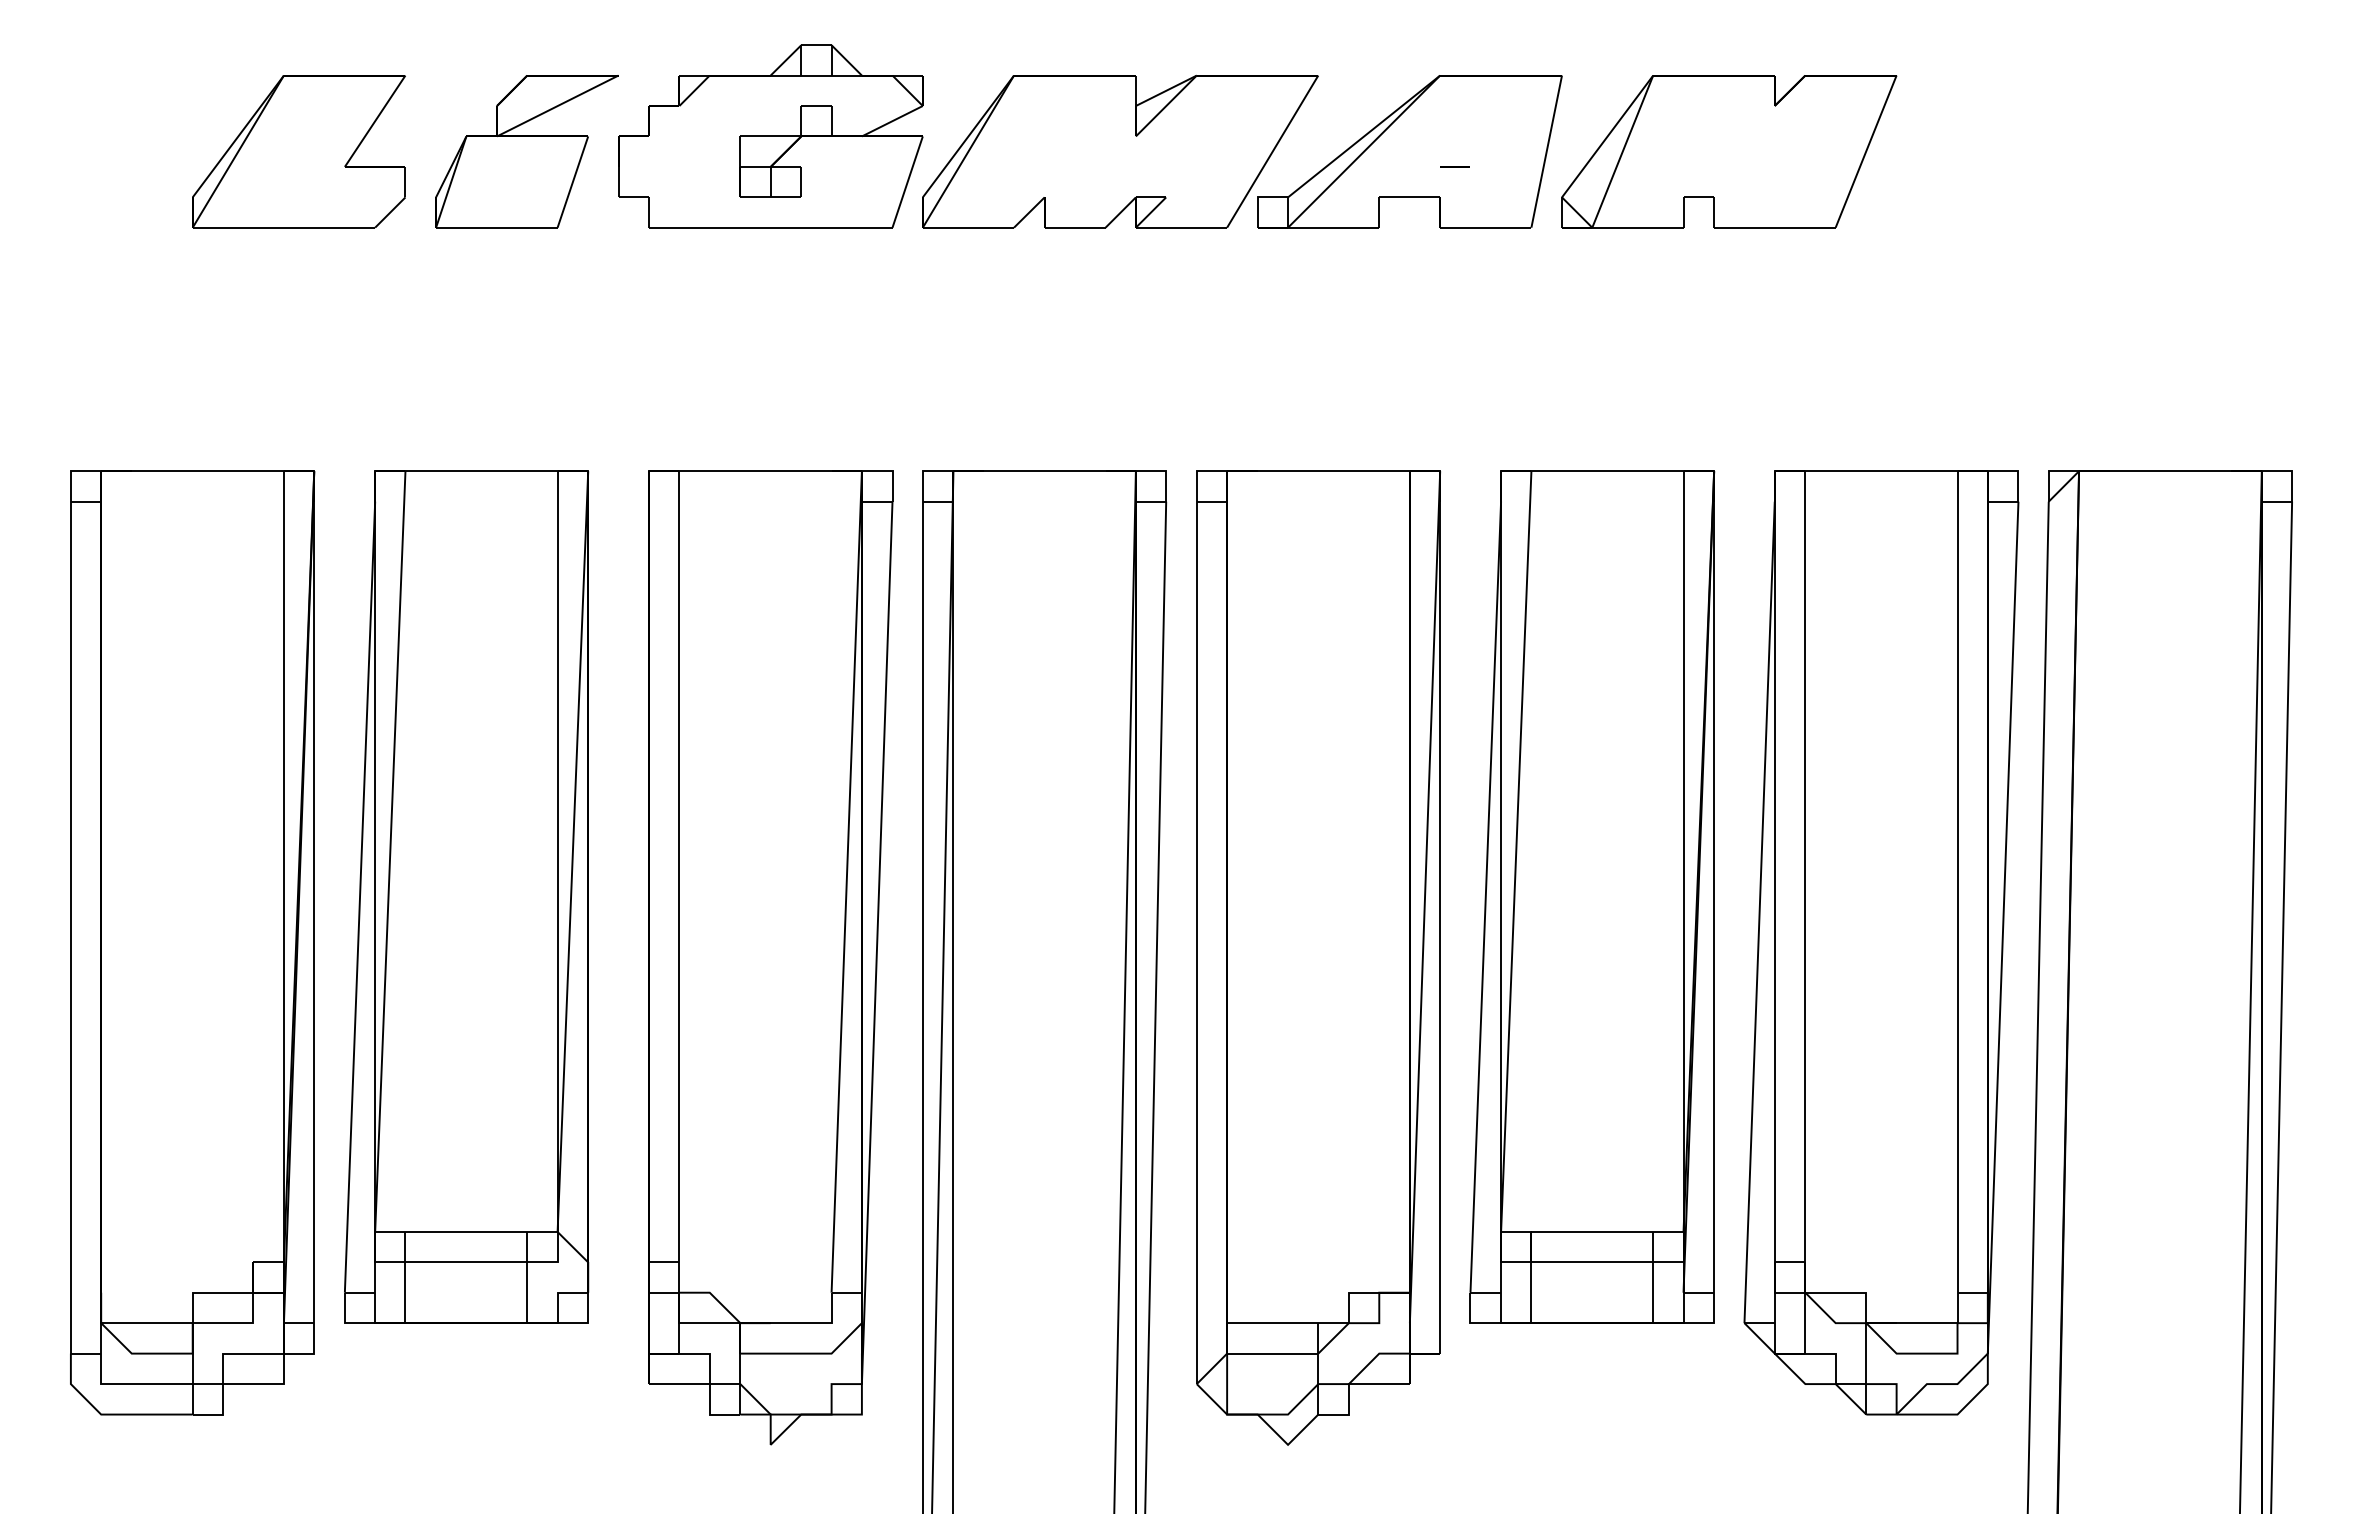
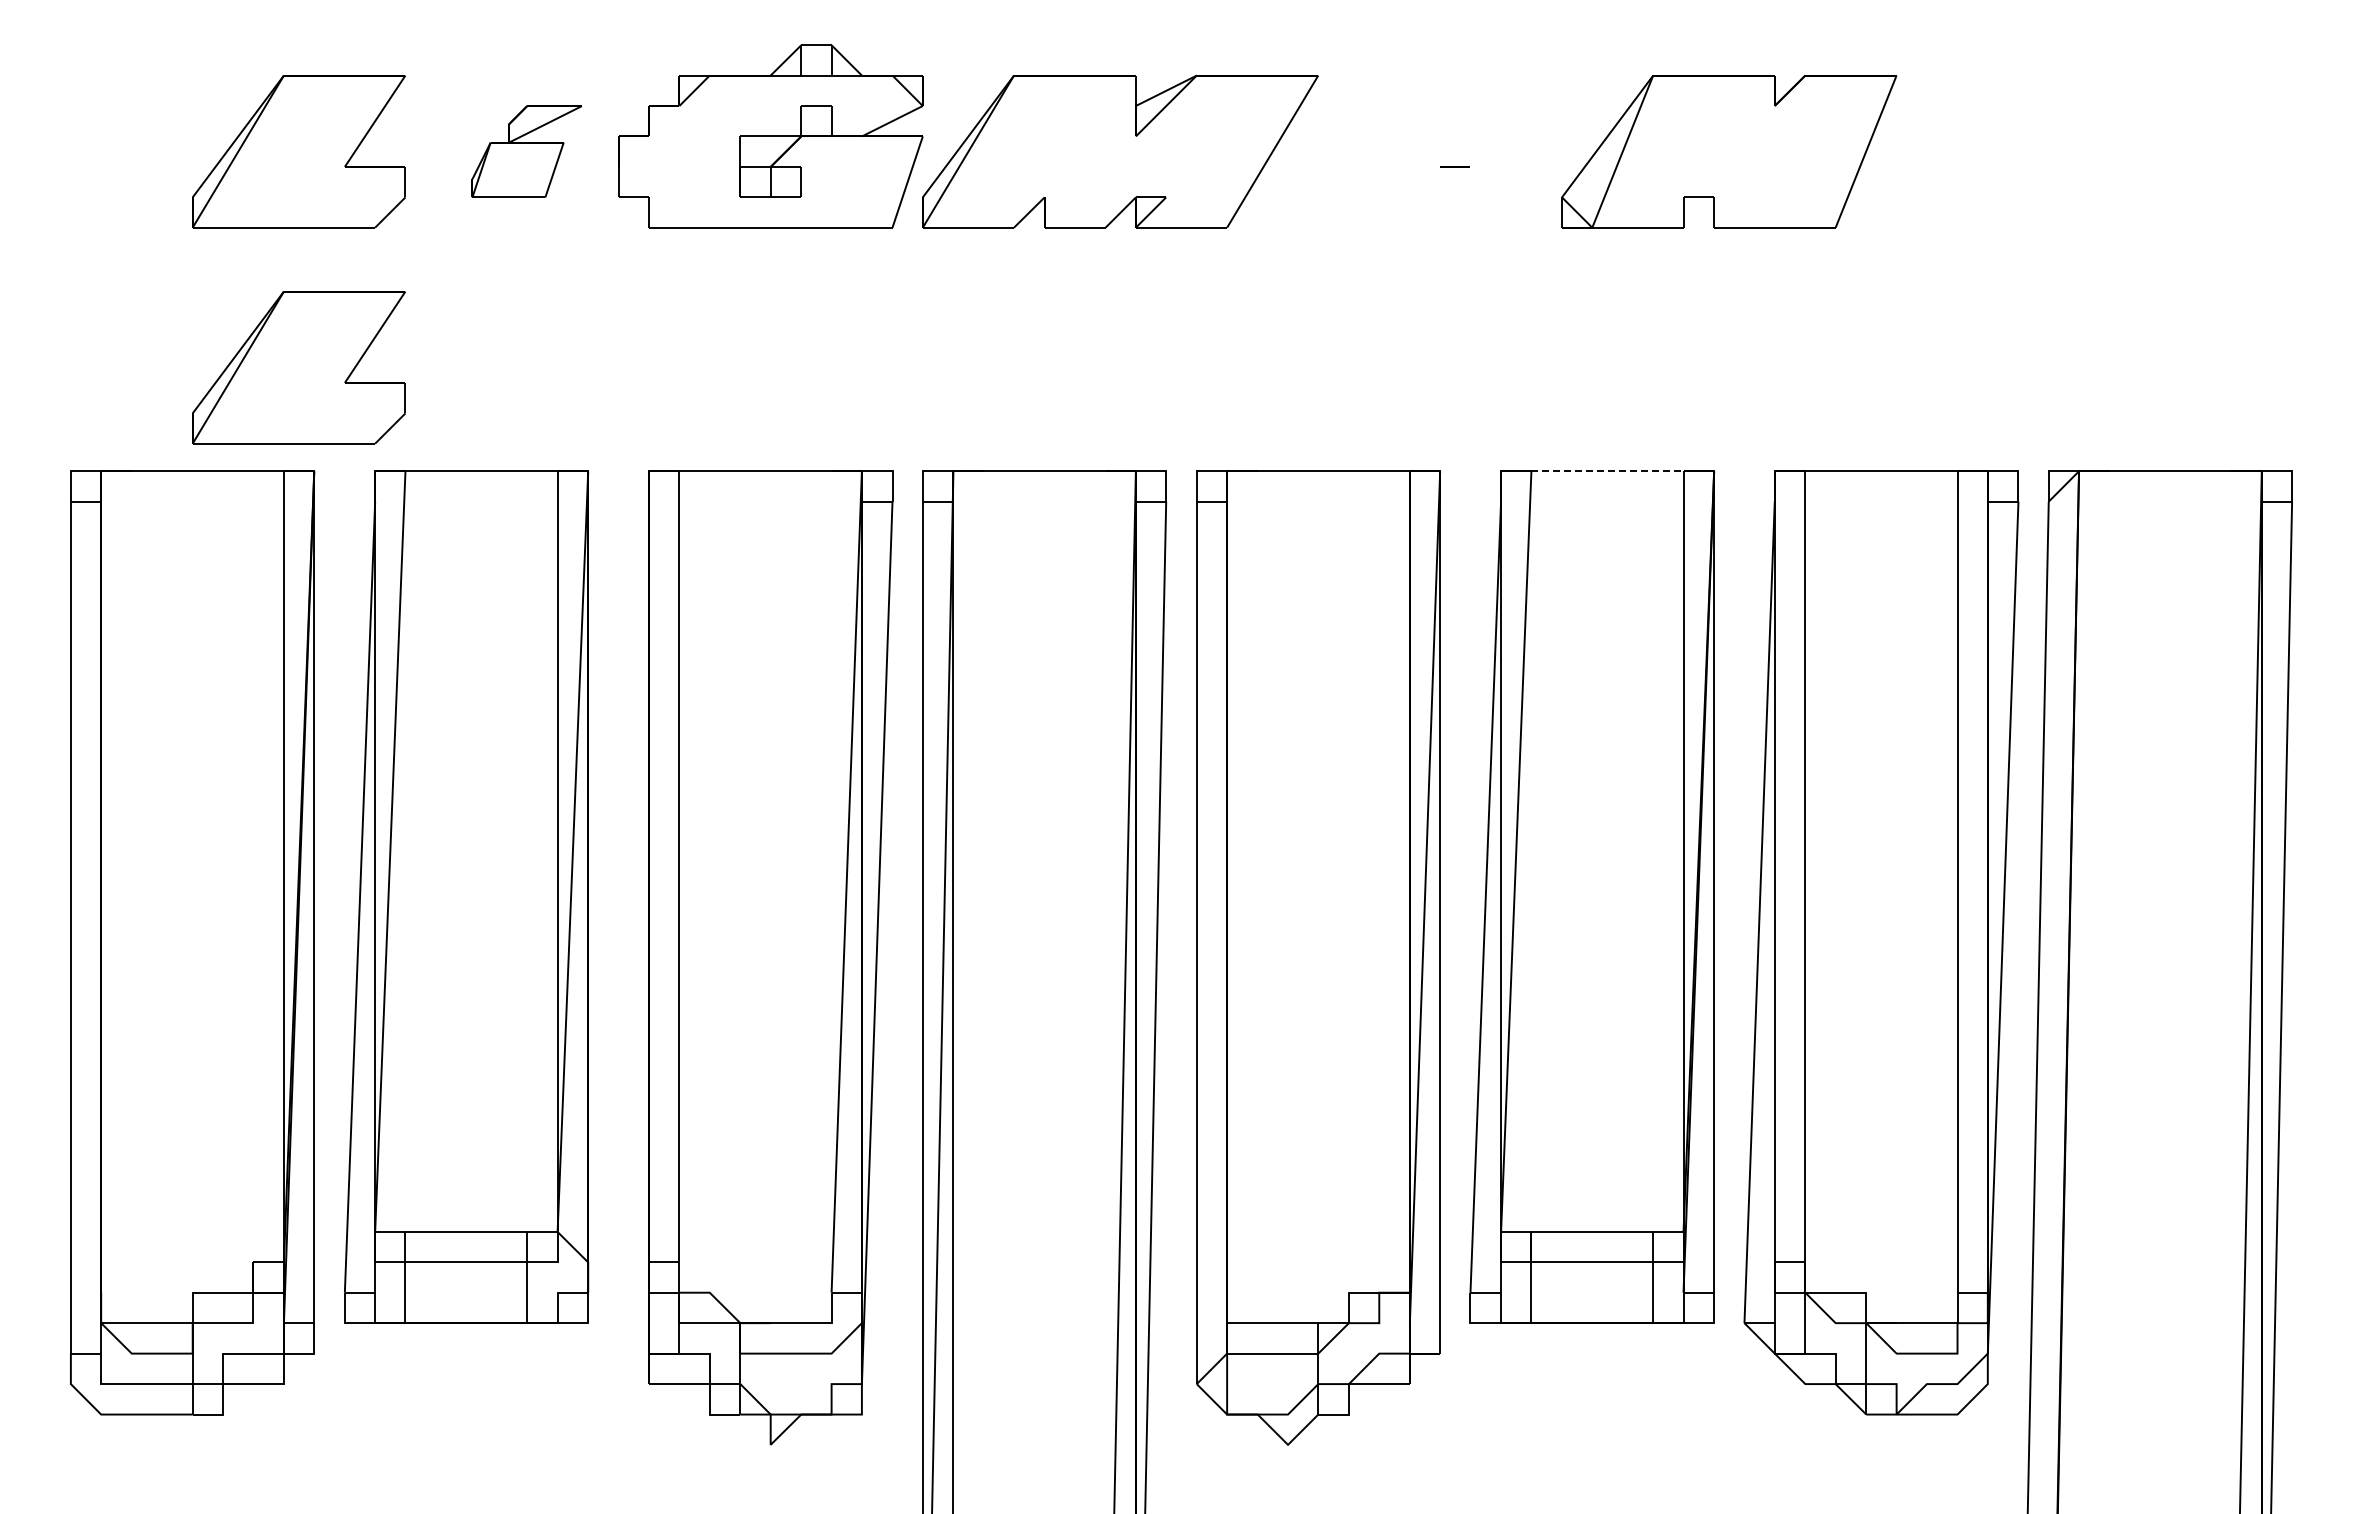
part size: 184x154 px -> 112x93 px (526, 151)
part: present -> none (1409, 151)
part: none -> present (298, 367)
line: solid -> dashed (1607, 471)
